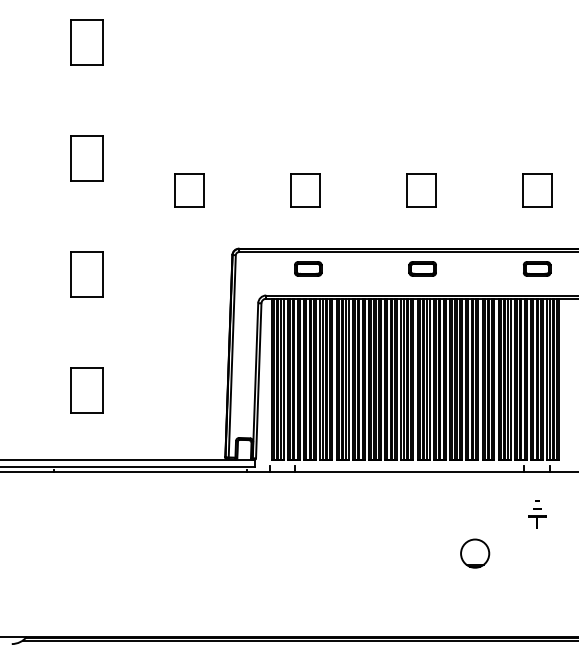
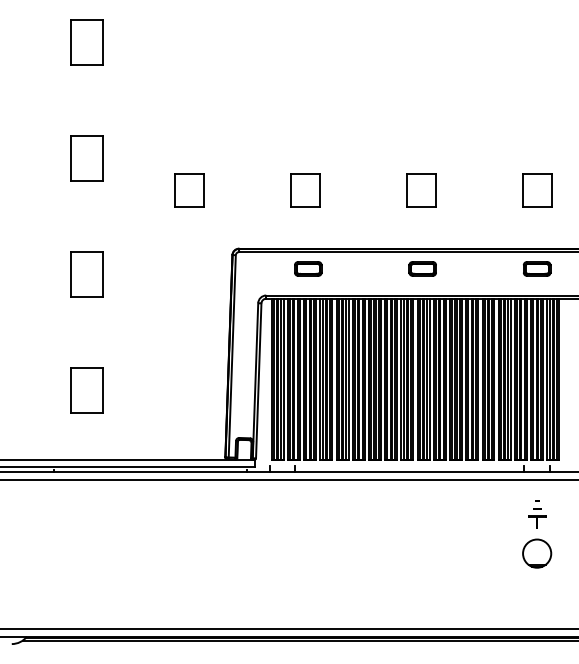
line: none -> present (288, 479)
part position: (475, 553) -> (537, 553) (537, 553)
line: none -> present (288, 628)
